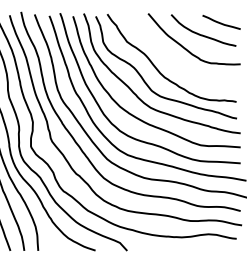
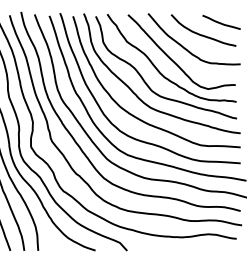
curve: none -> present (172, 59)
